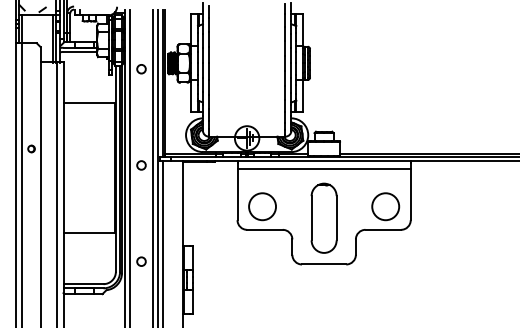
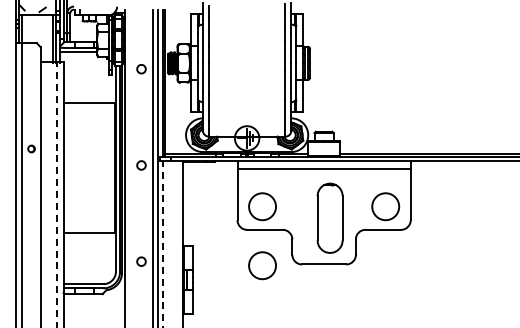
line: present -> none (129, 166)
line: solid -> dashed (56, 194)
part position: (323, 217) -> (329, 217) (329, 217)
line: solid -> dashed (163, 243)
circle: none -> present (262, 265)
